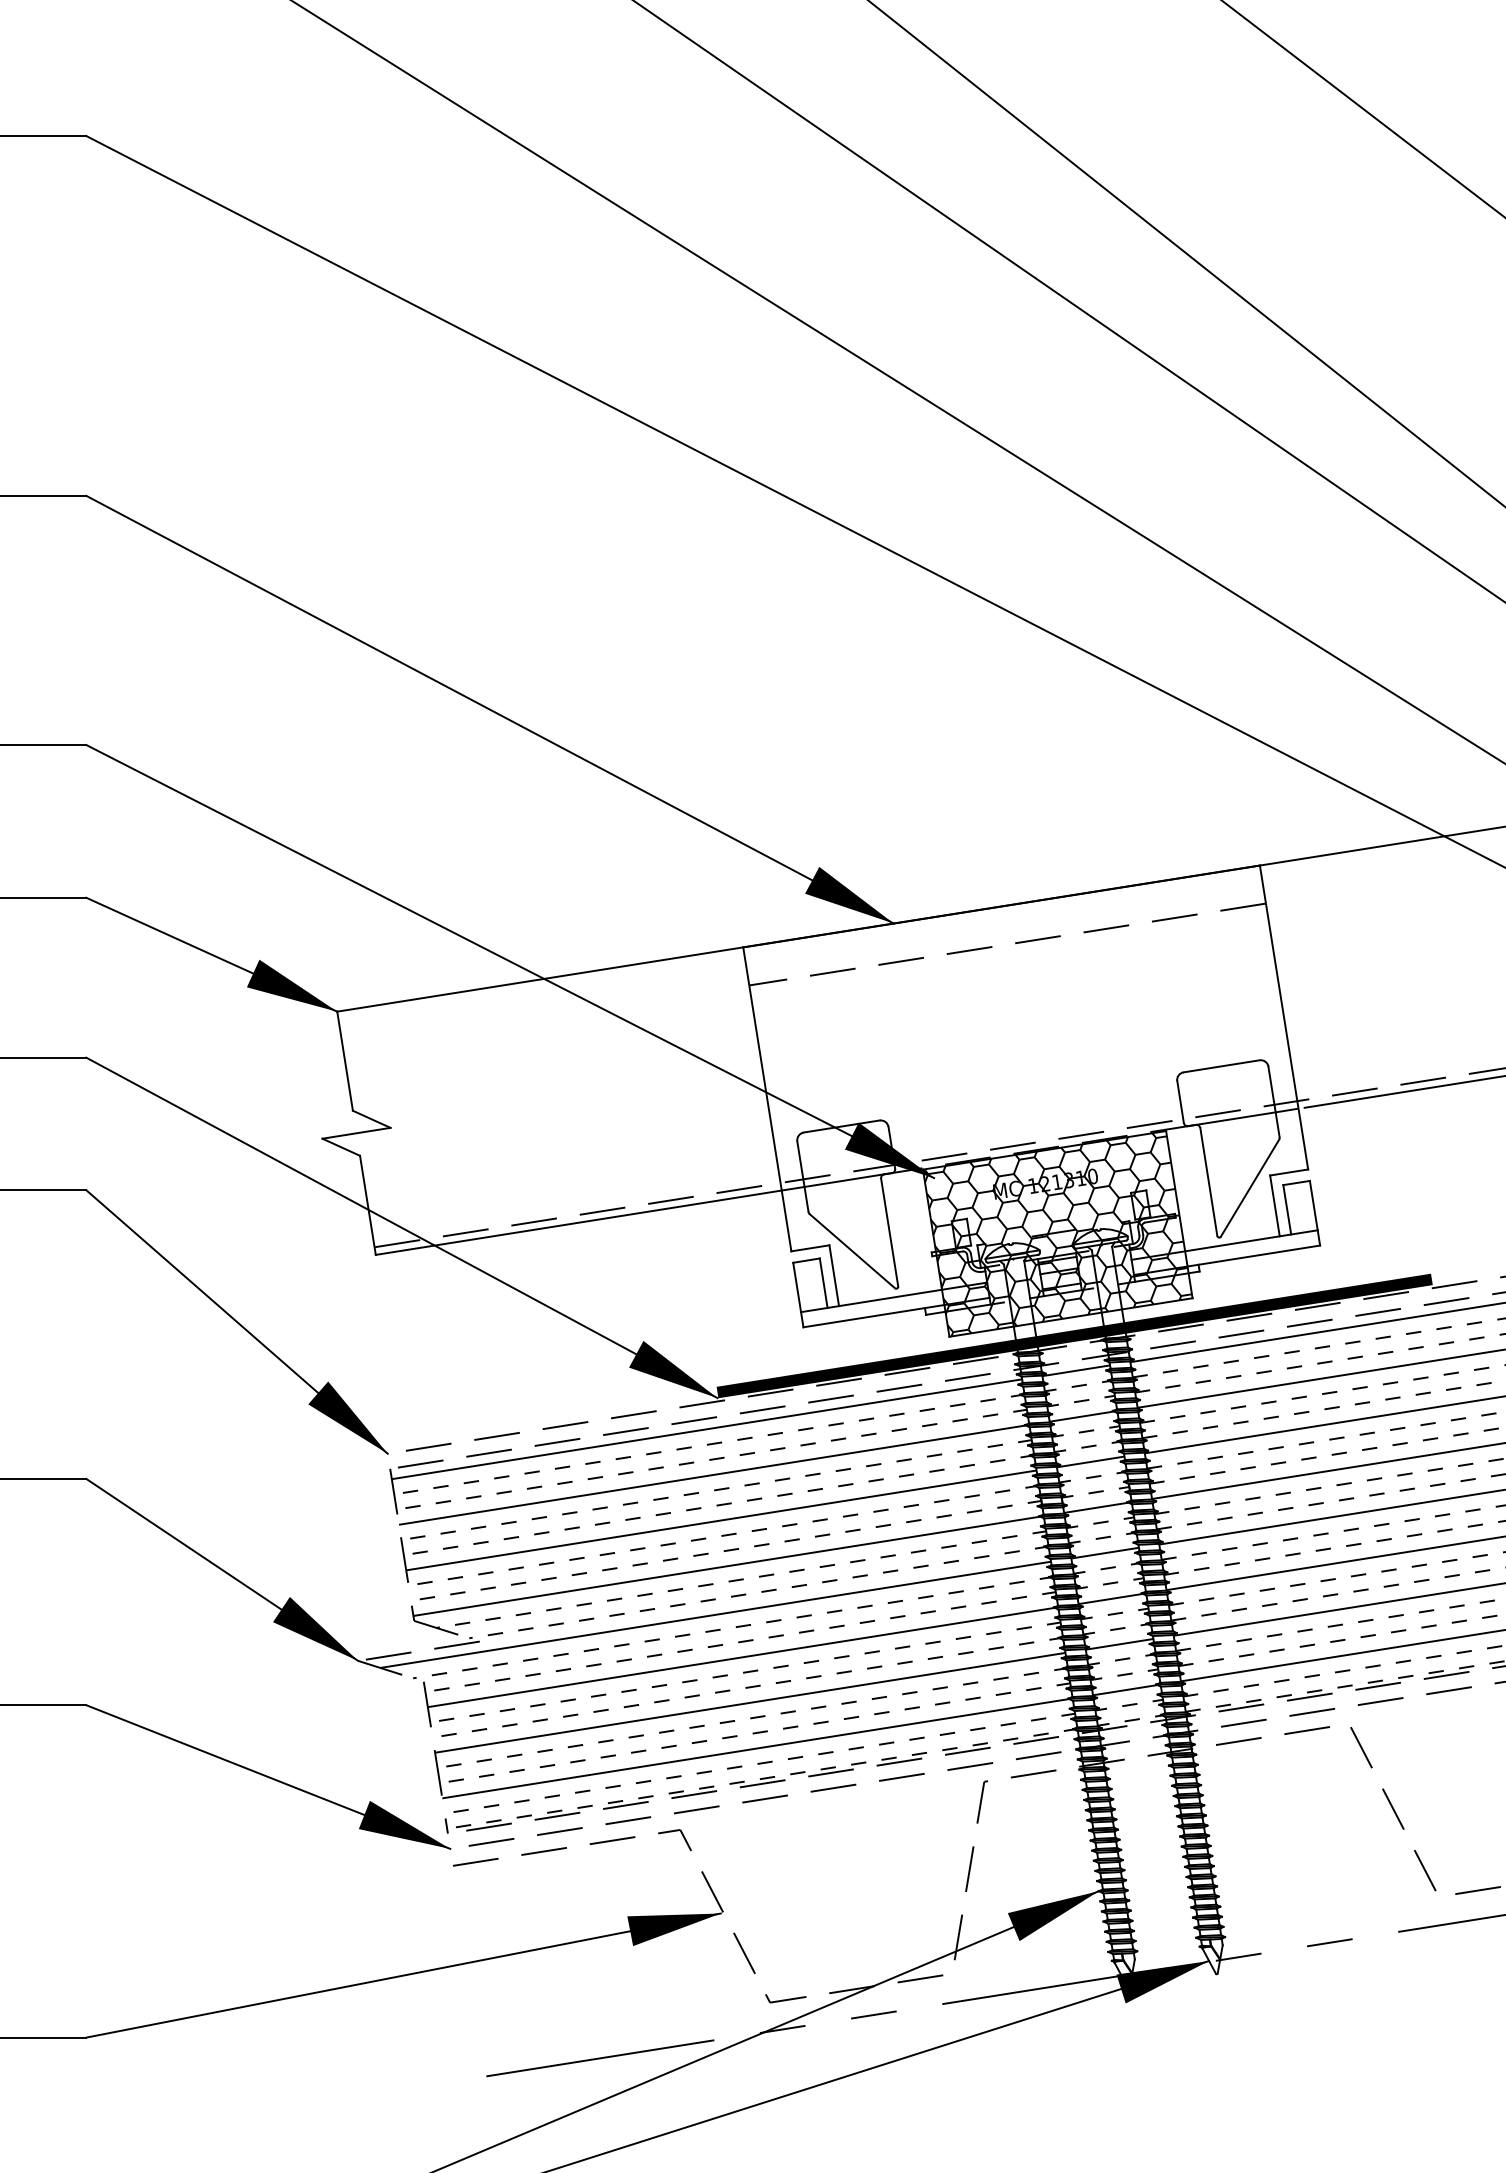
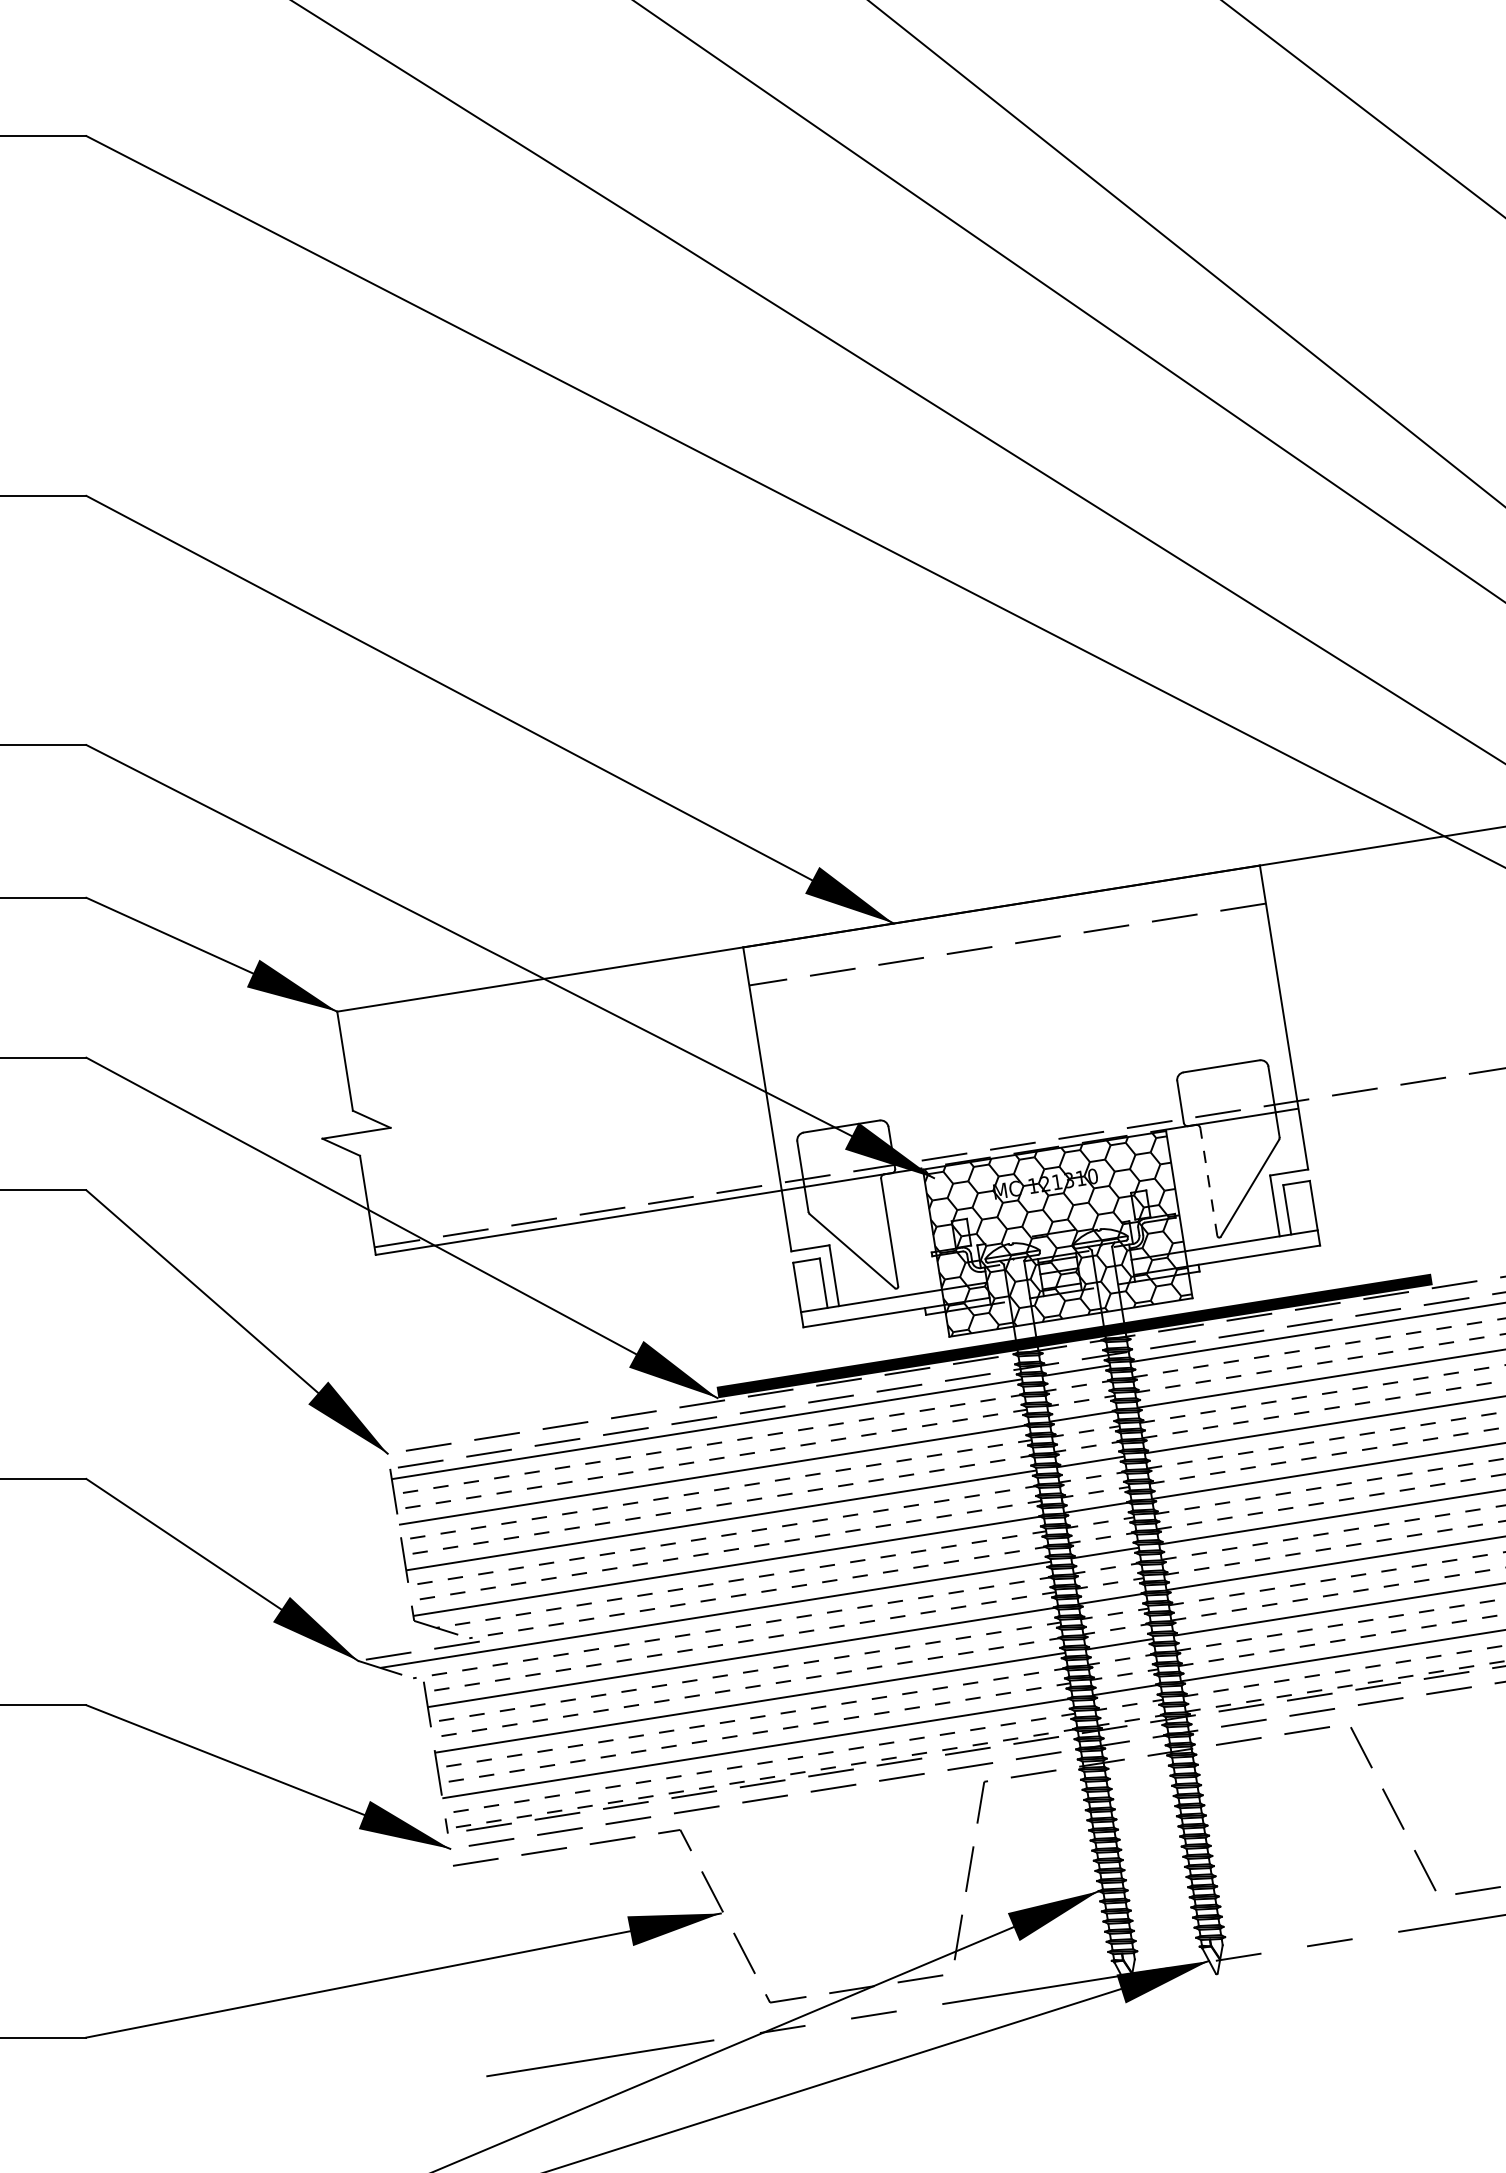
line: present -> none (1403, 1091)
line: solid -> dashed (1208, 1182)
